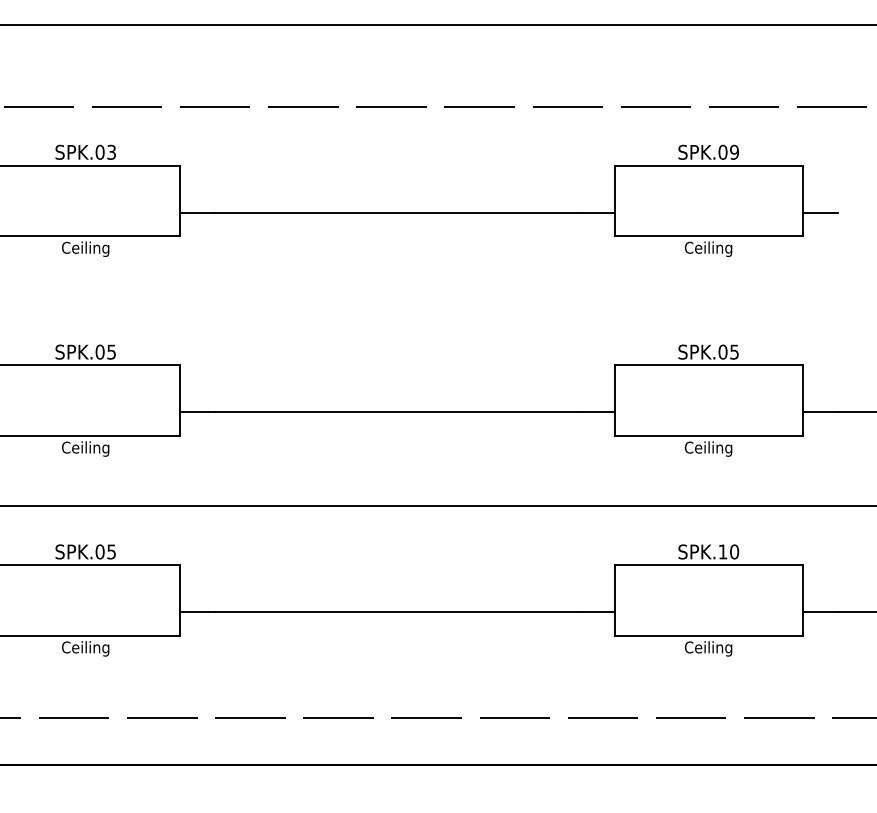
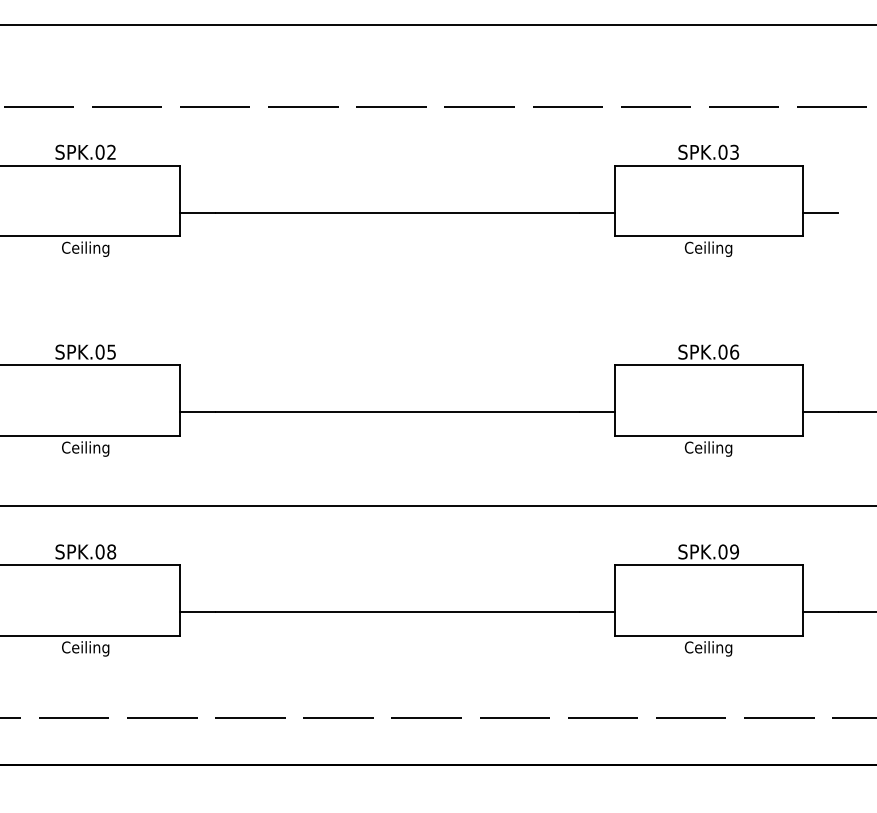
text: SPK.03 -> SPK.02 (111, 152)
text: SPK.09 -> SPK.03 (734, 152)
text: SPK.05 -> SPK.06 (734, 351)
text: SPK.05 -> SPK.08 (111, 551)
text: SPK.10 -> SPK.09 (728, 551)
